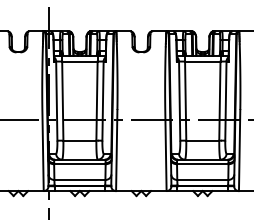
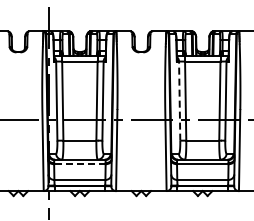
line: solid -> dashed (179, 101)
line: solid -> dashed (79, 164)
